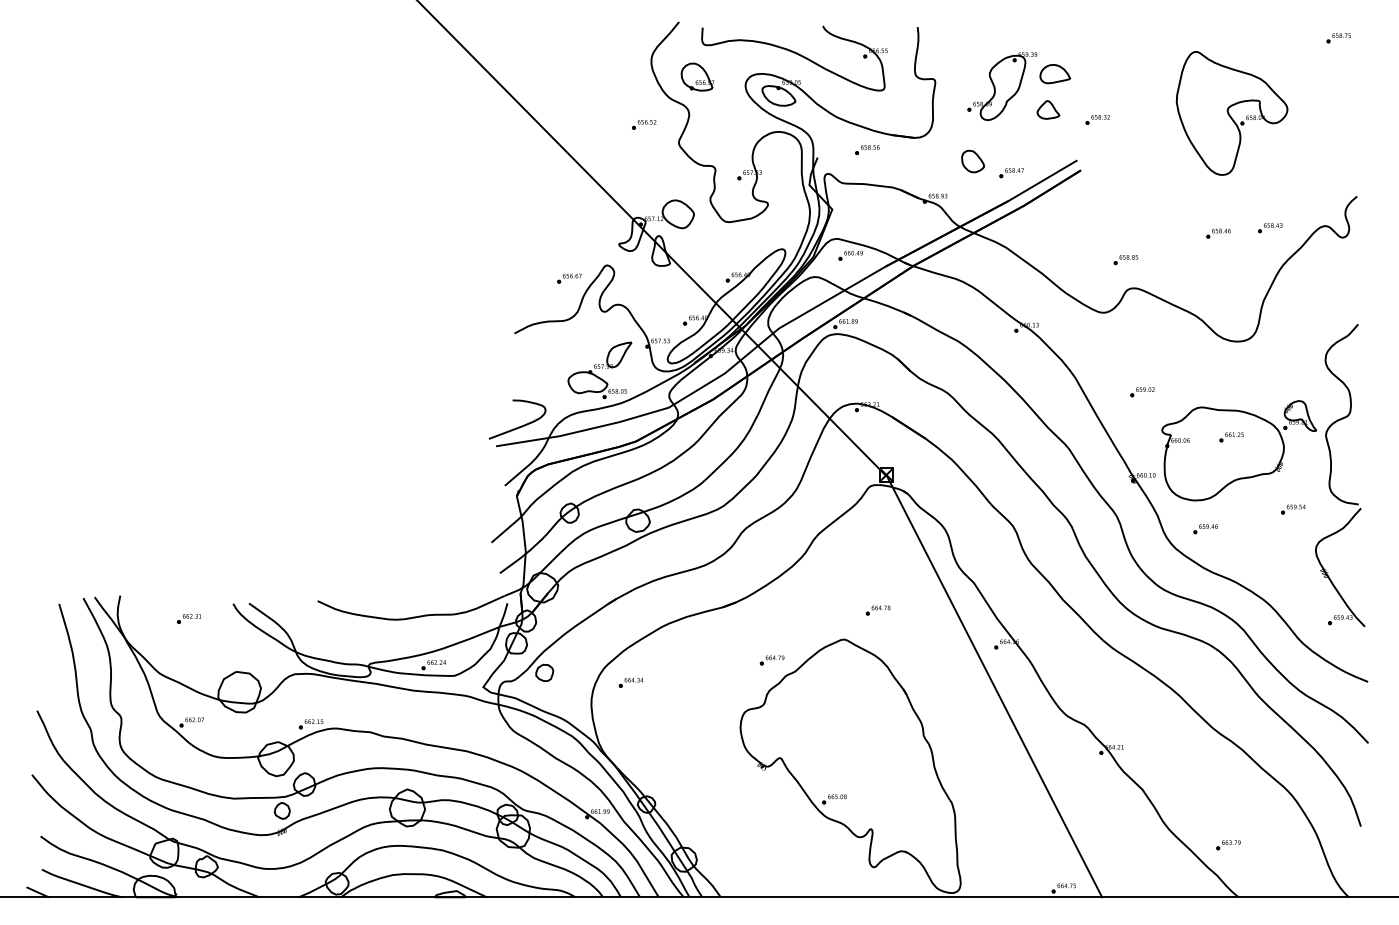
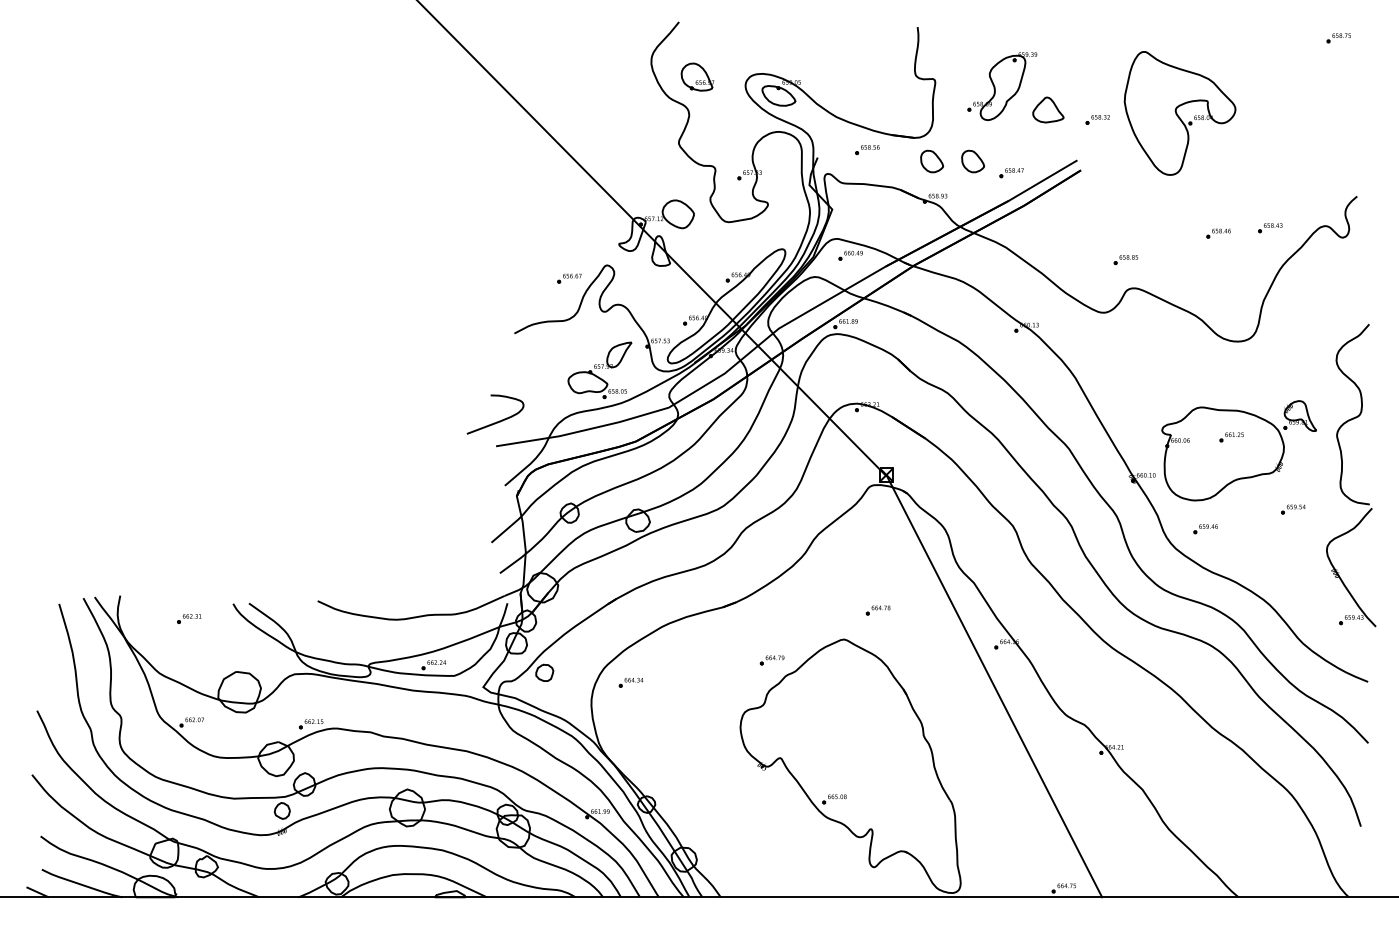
part: present -> none (794, 58)
part: present -> none (1054, 74)
part size: 25x20 px -> 33x28 px (1048, 109)
part position: (1231, 113) -> (1179, 113) (1179, 113)
part: present -> none (644, 124)
part: none -> present (932, 161)
part: present -> none (1142, 392)
curve position: (518, 426) -> (496, 421) (496, 421)
part position: (1331, 475) -> (1342, 475) (1342, 475)
part: present -> none (1228, 845)
